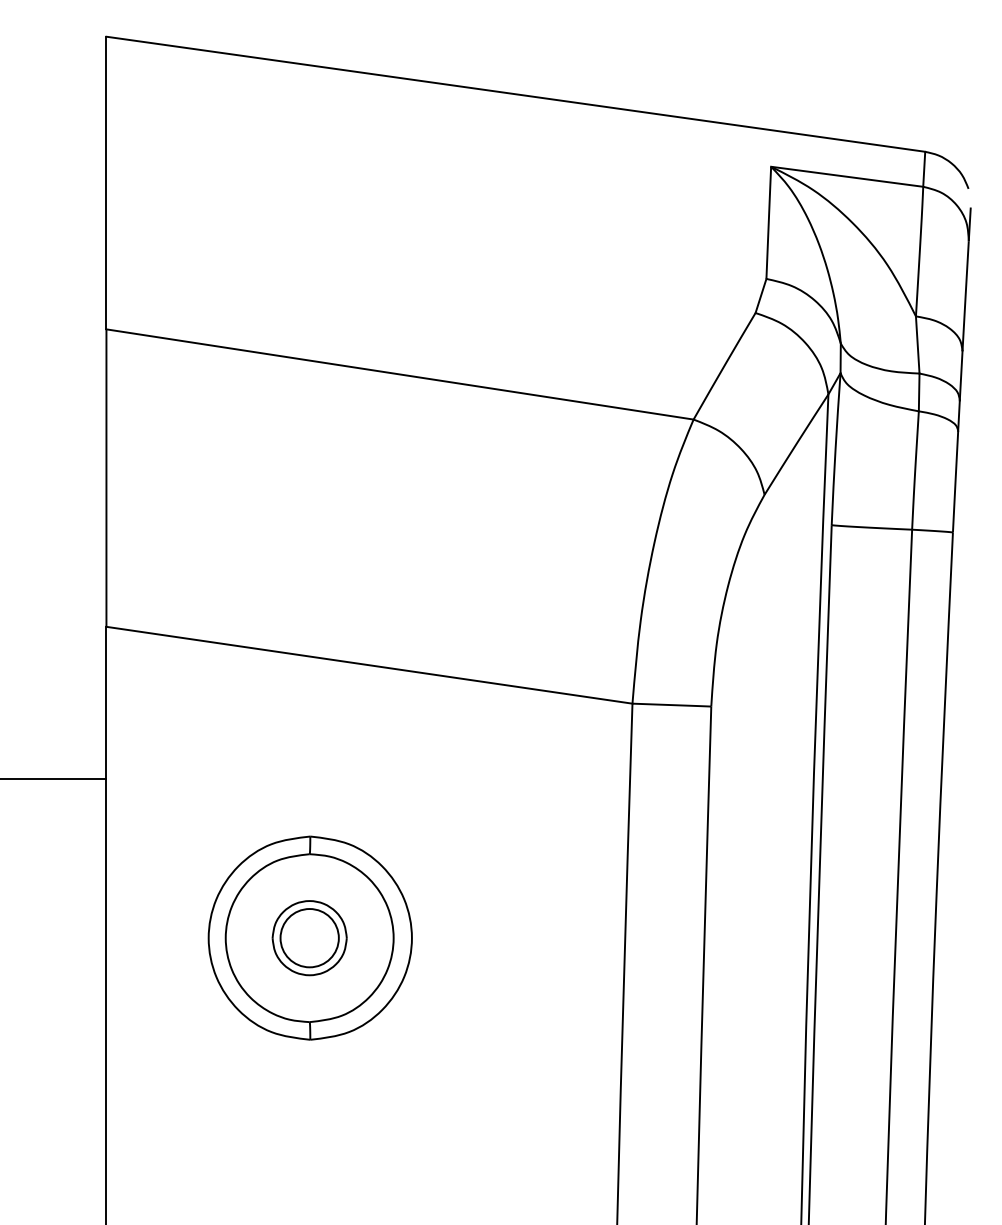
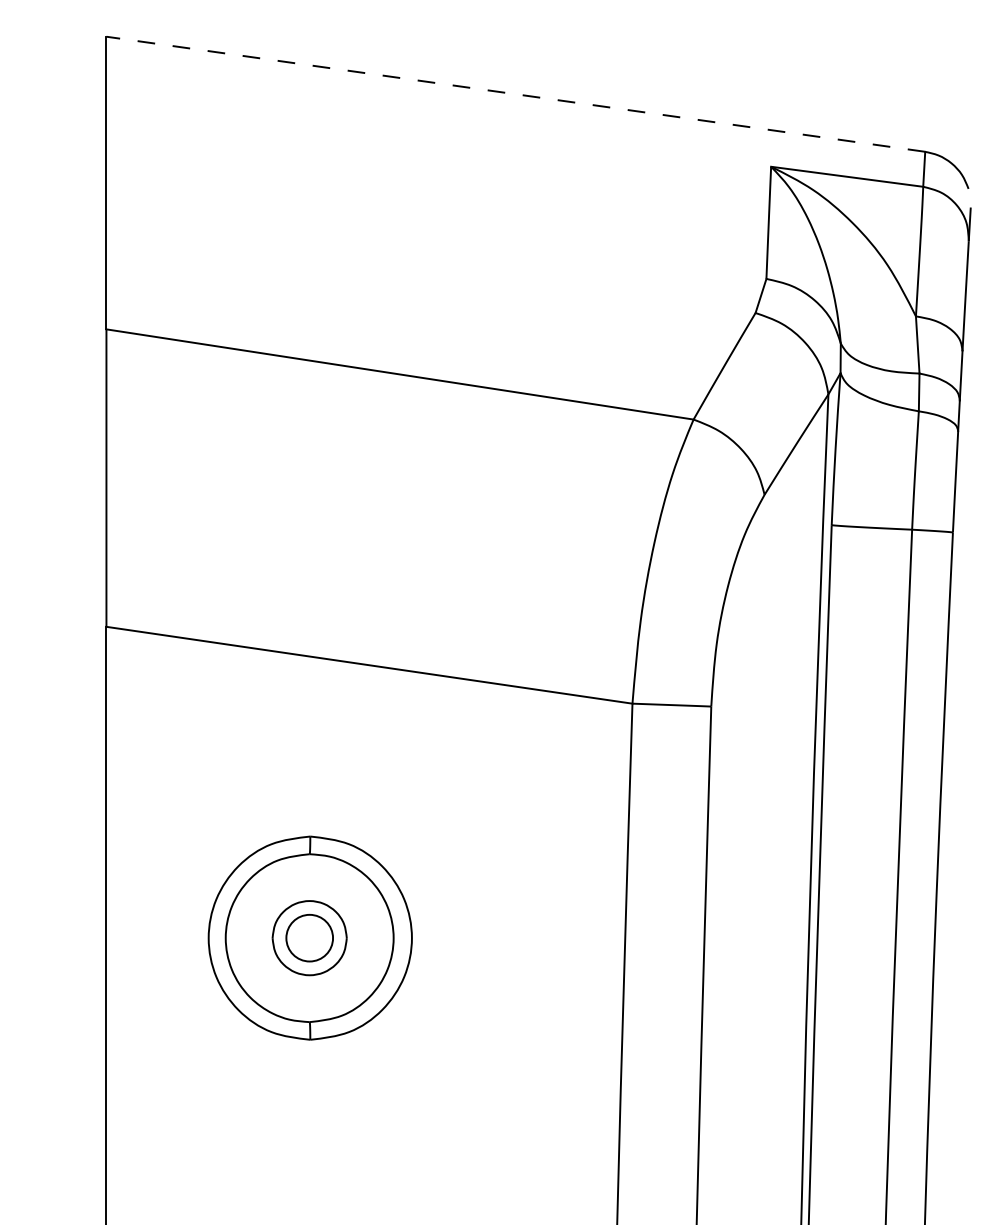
line: solid -> dashed (515, 94)
line: present -> none (54, 779)
circle diameter: 58 px -> 47 px (309, 937)
